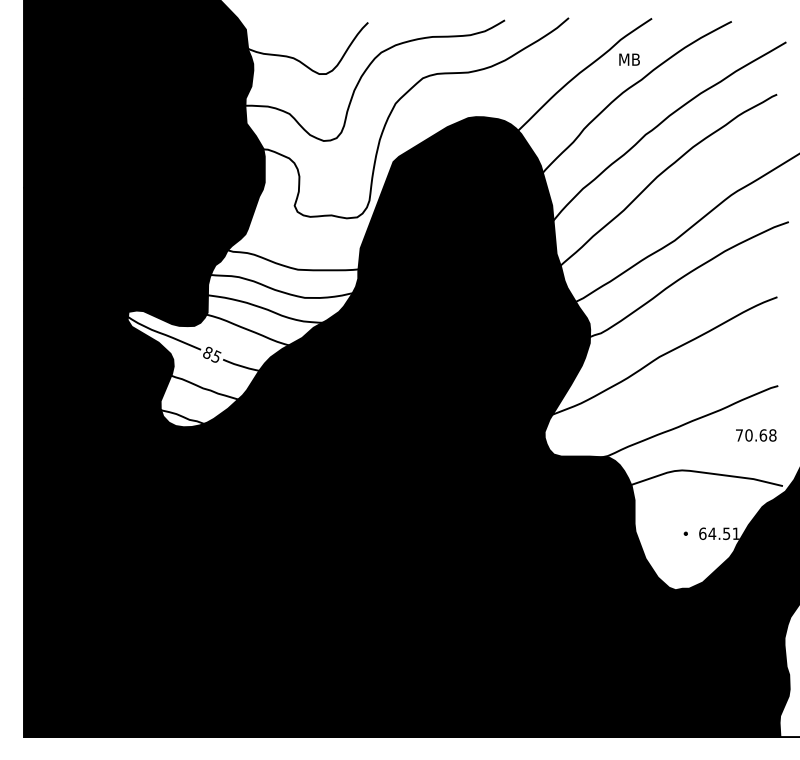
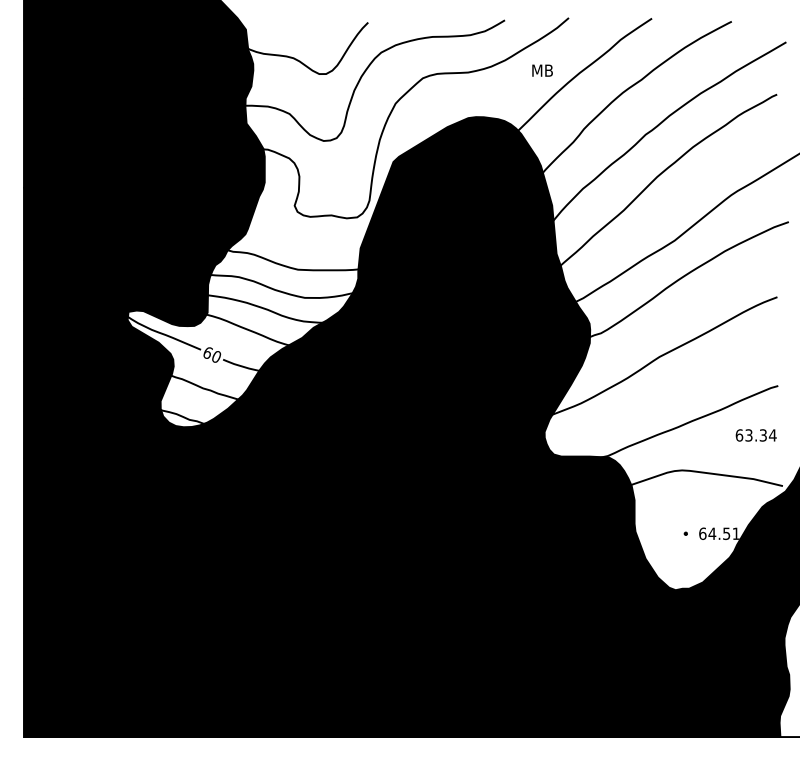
text position: (629, 59) -> (542, 70) (542, 70)
text: 85 -> 60 (212, 354)
text: 70.68 -> 63.34 (755, 435)
